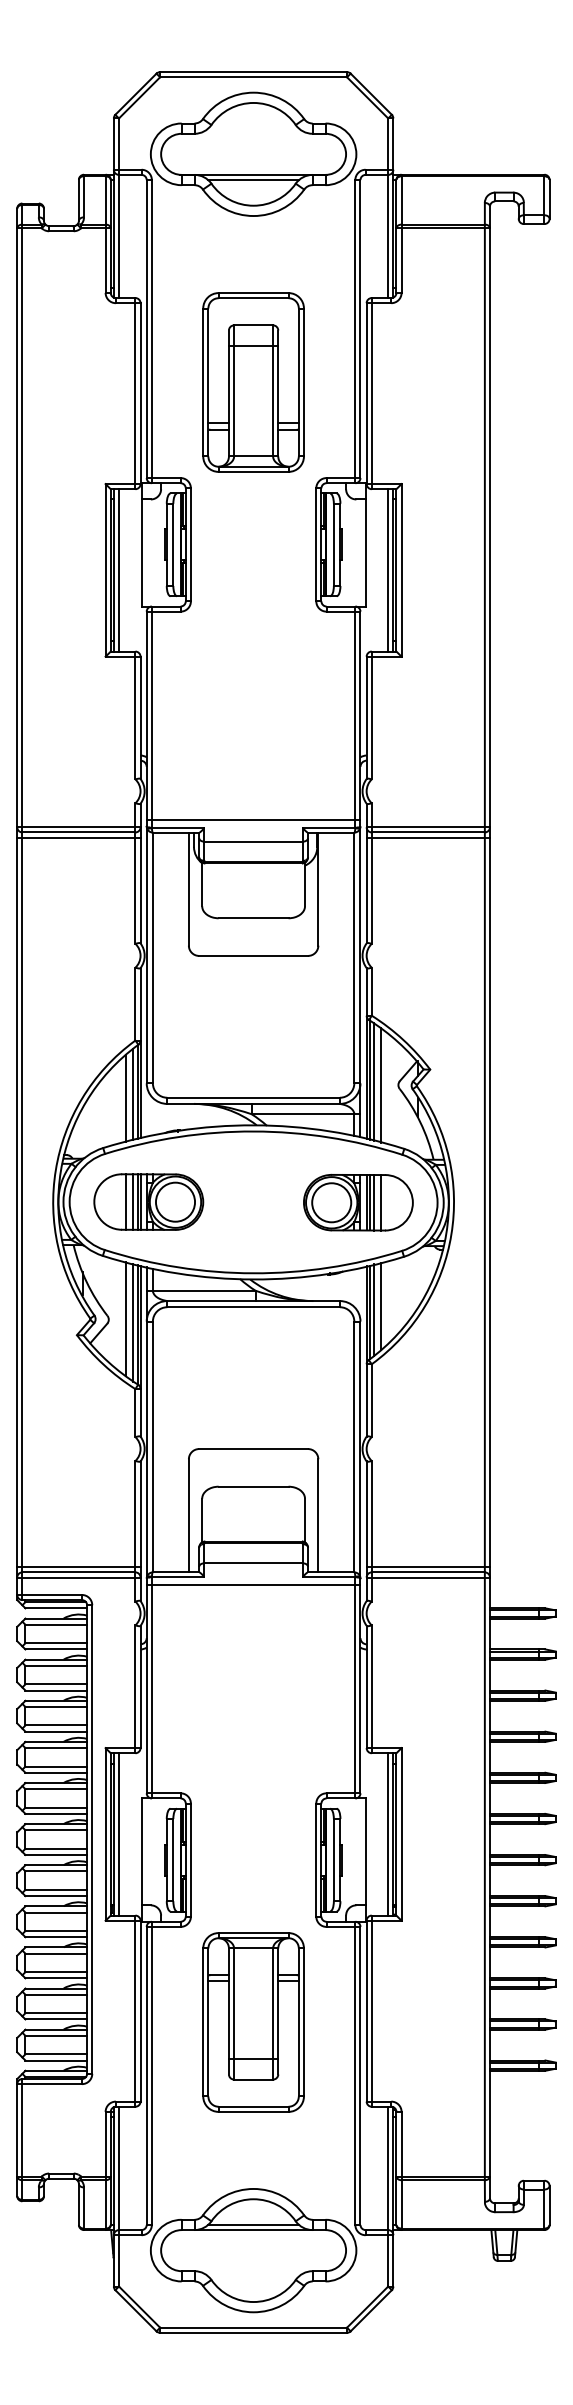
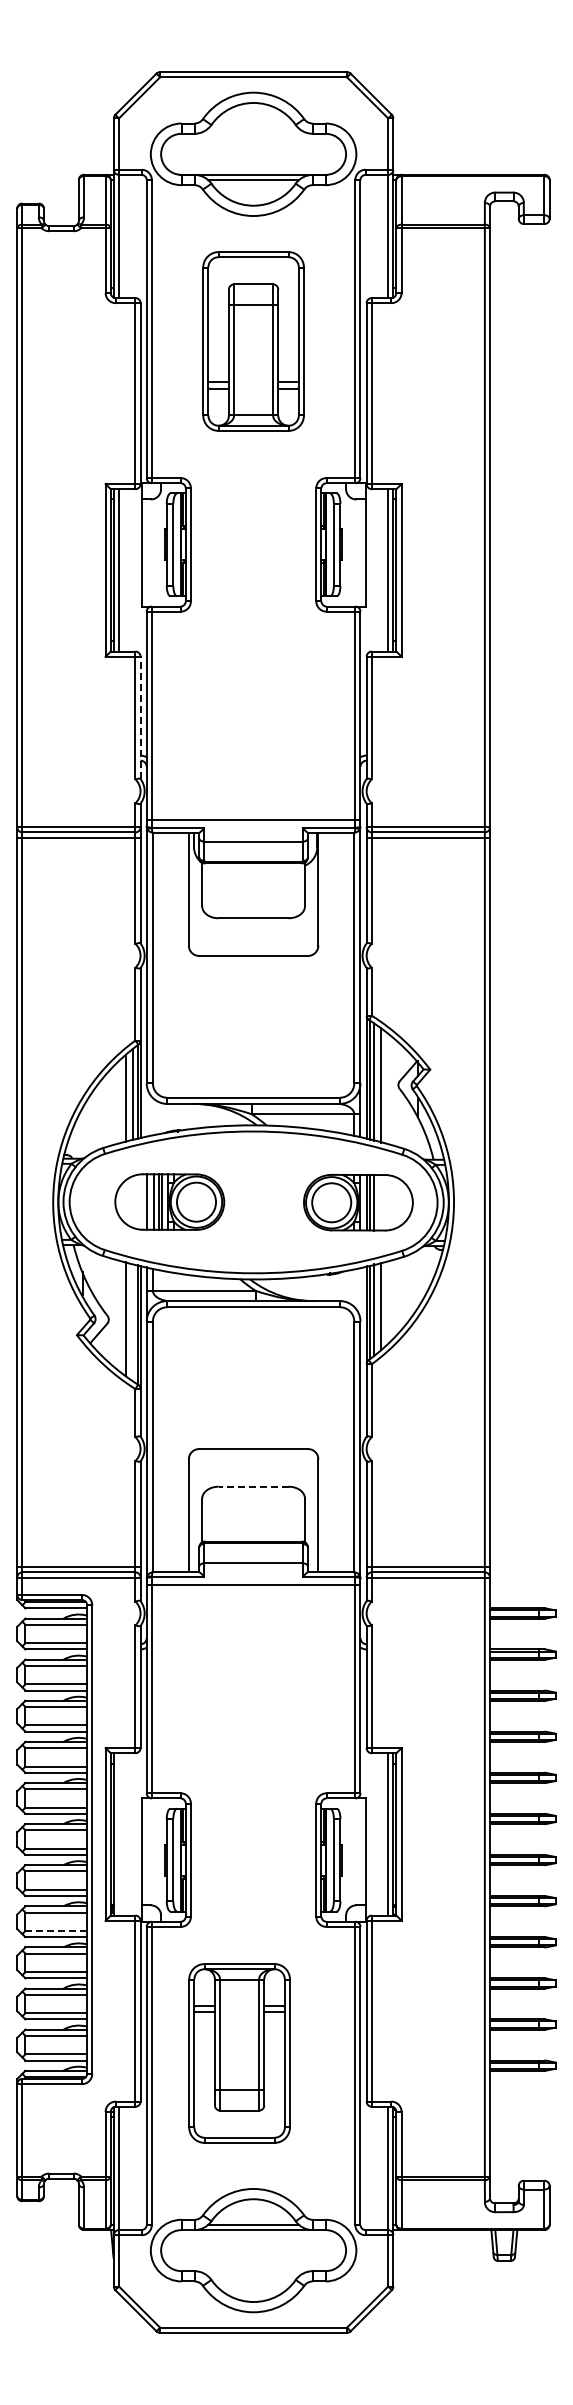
part position: (253, 382) -> (253, 341) (253, 341)
line: solid -> dashed (140, 717)
part position: (148, 1201) -> (169, 1201) (169, 1201)
line: present -> none (381, 1202)
line: present -> none (133, 1322)
line: solid -> dashed (253, 1486)
line: present -> none (118, 1834)
line: solid -> dashed (56, 1931)
part position: (253, 2022) -> (239, 2053) (239, 2053)
